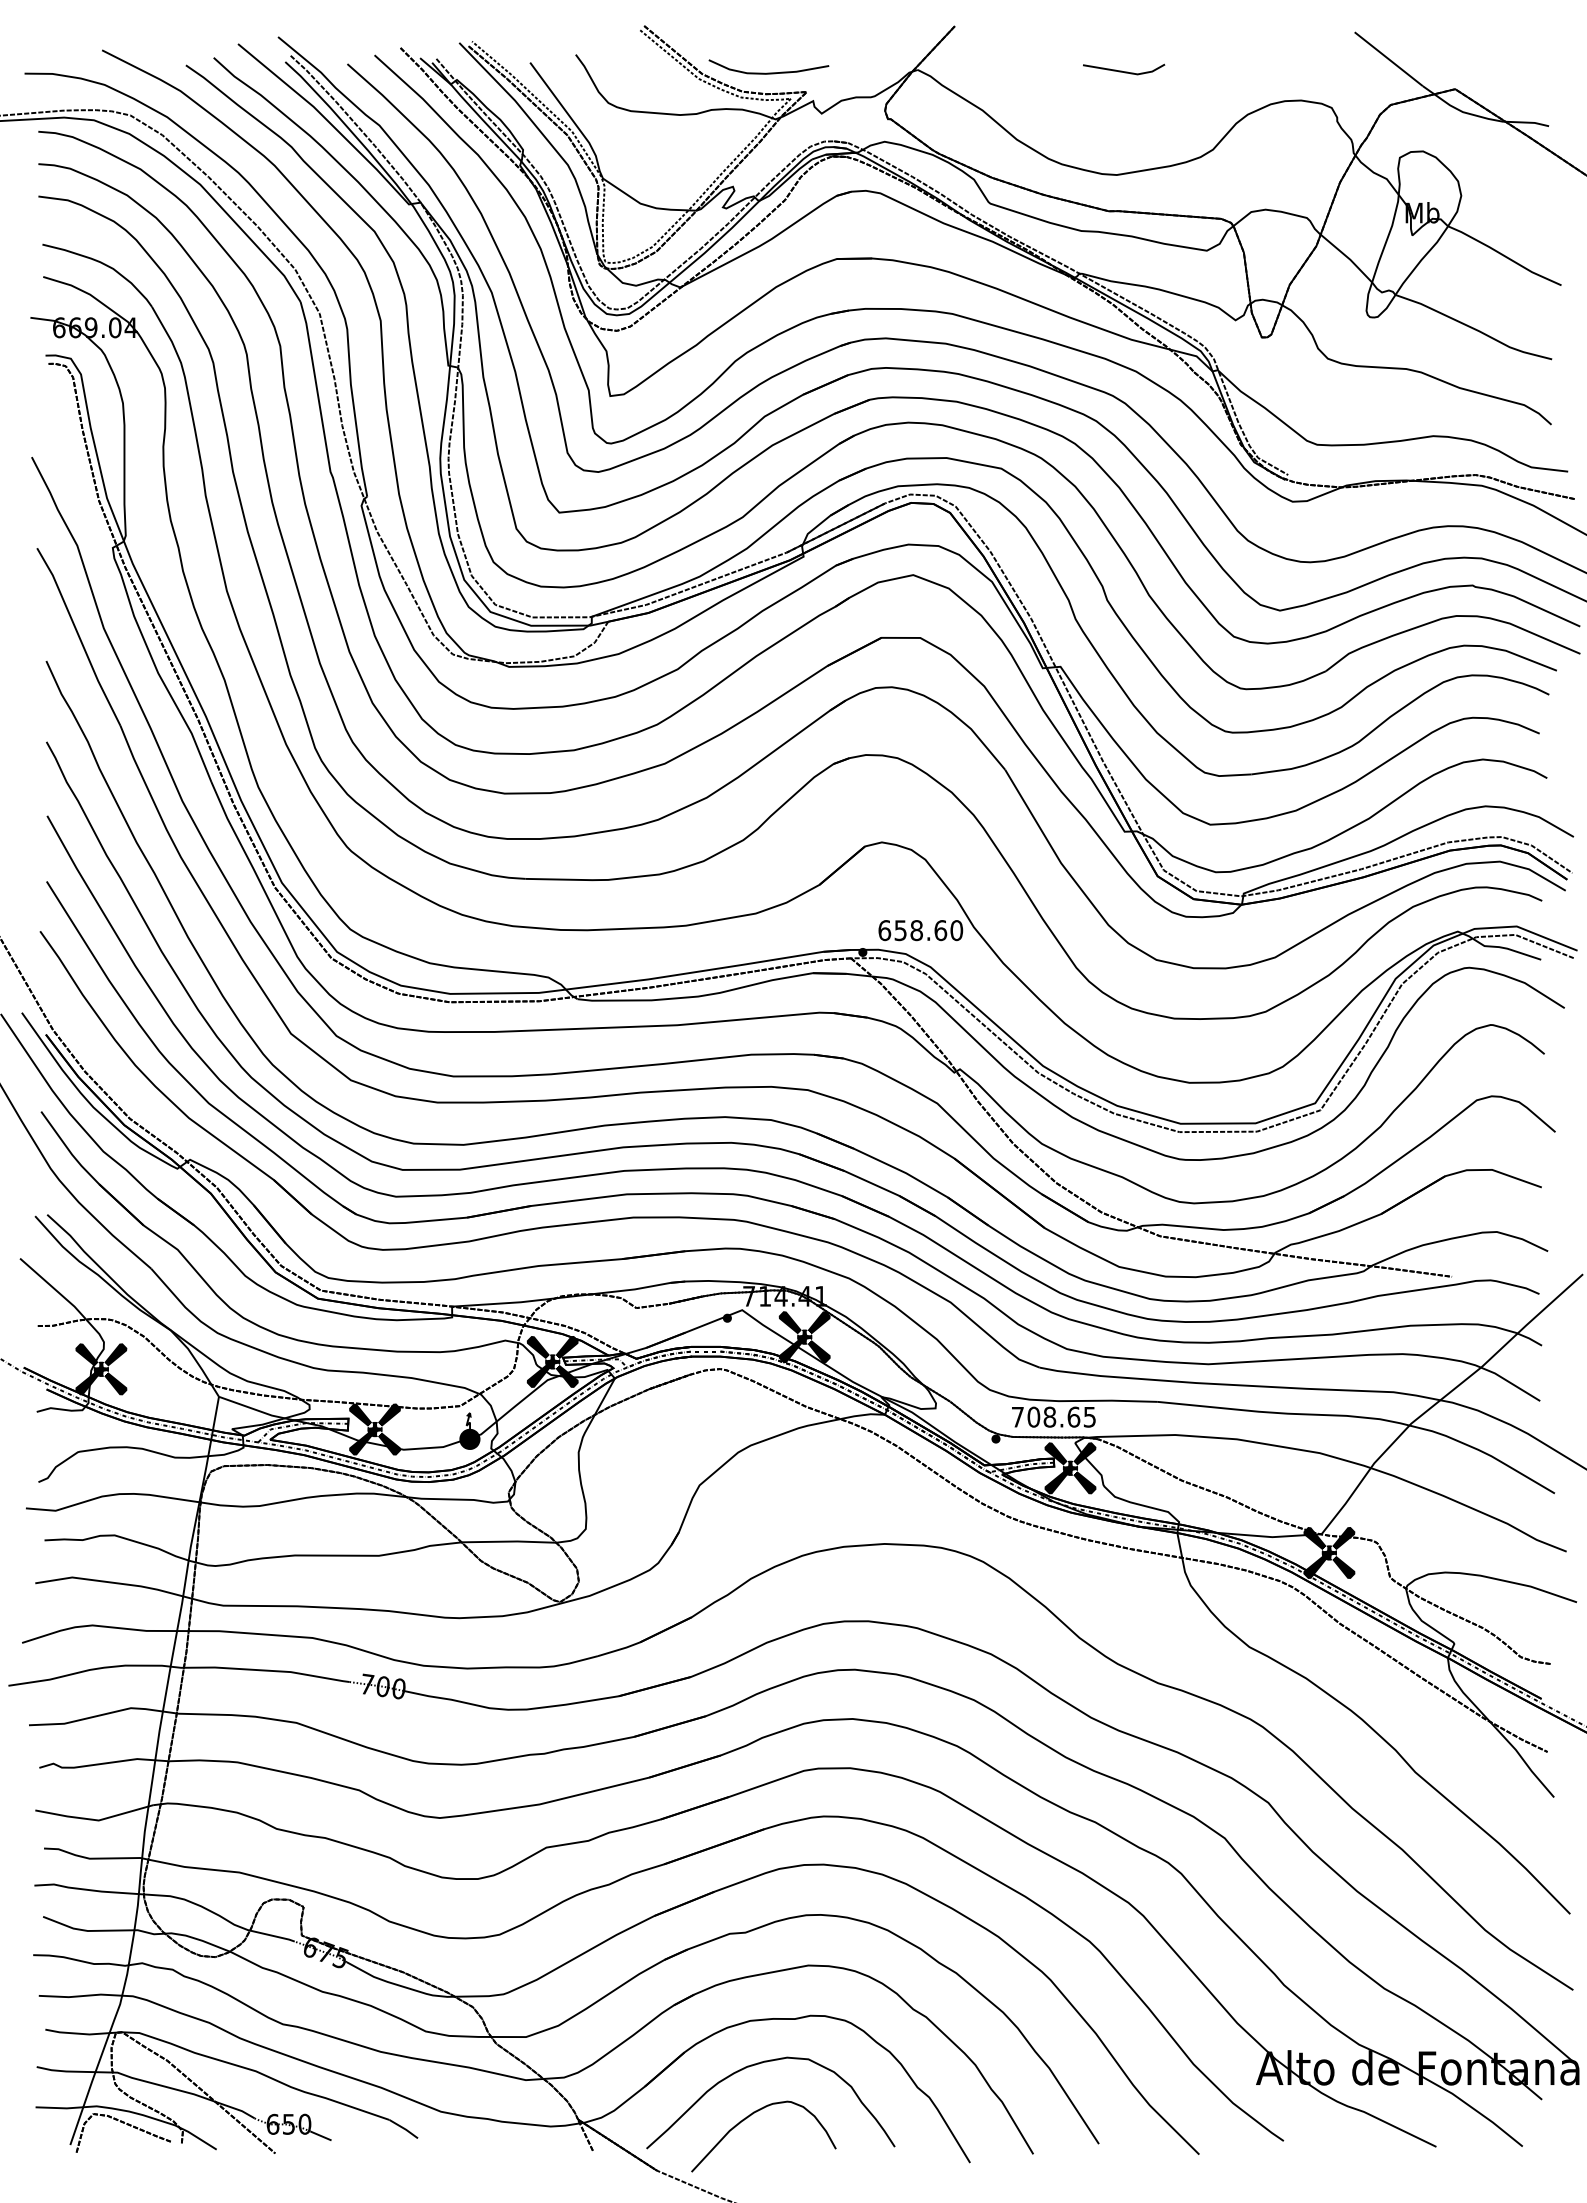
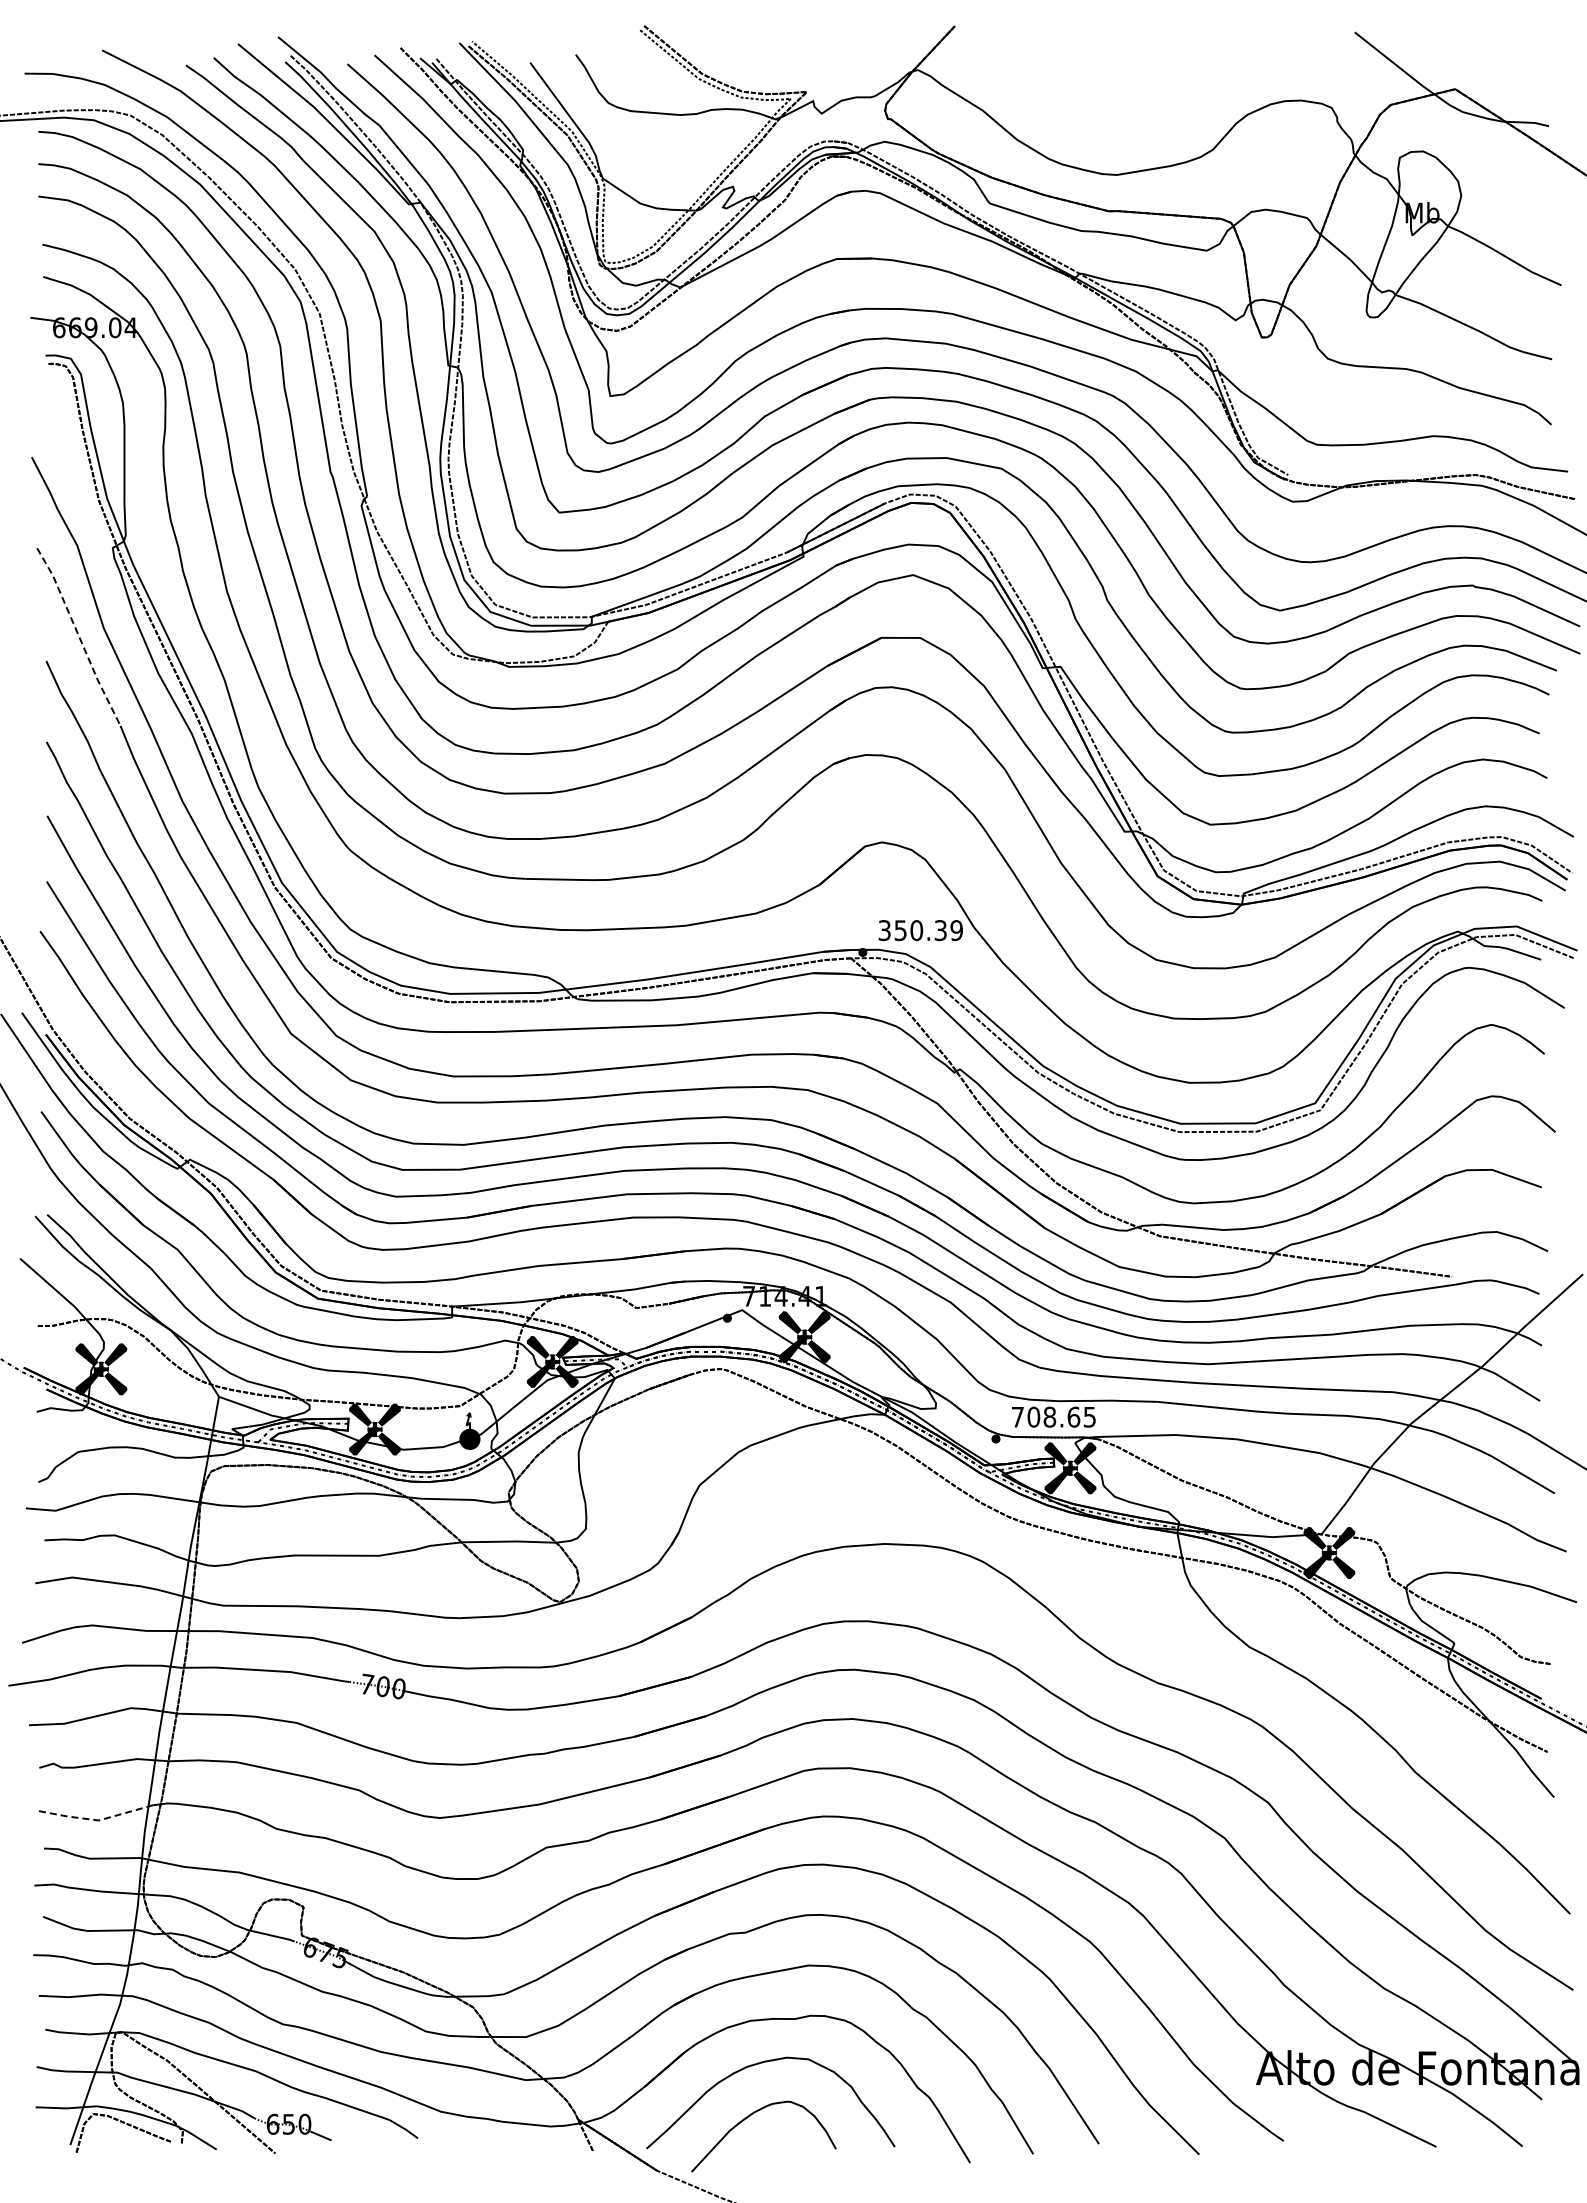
line: present -> none (1124, 71)
curve: present -> none (768, 72)
line: solid -> dashed (79, 636)
text: 658.60 -> 350.39 (920, 930)
line: solid -> dashed (94, 1820)
